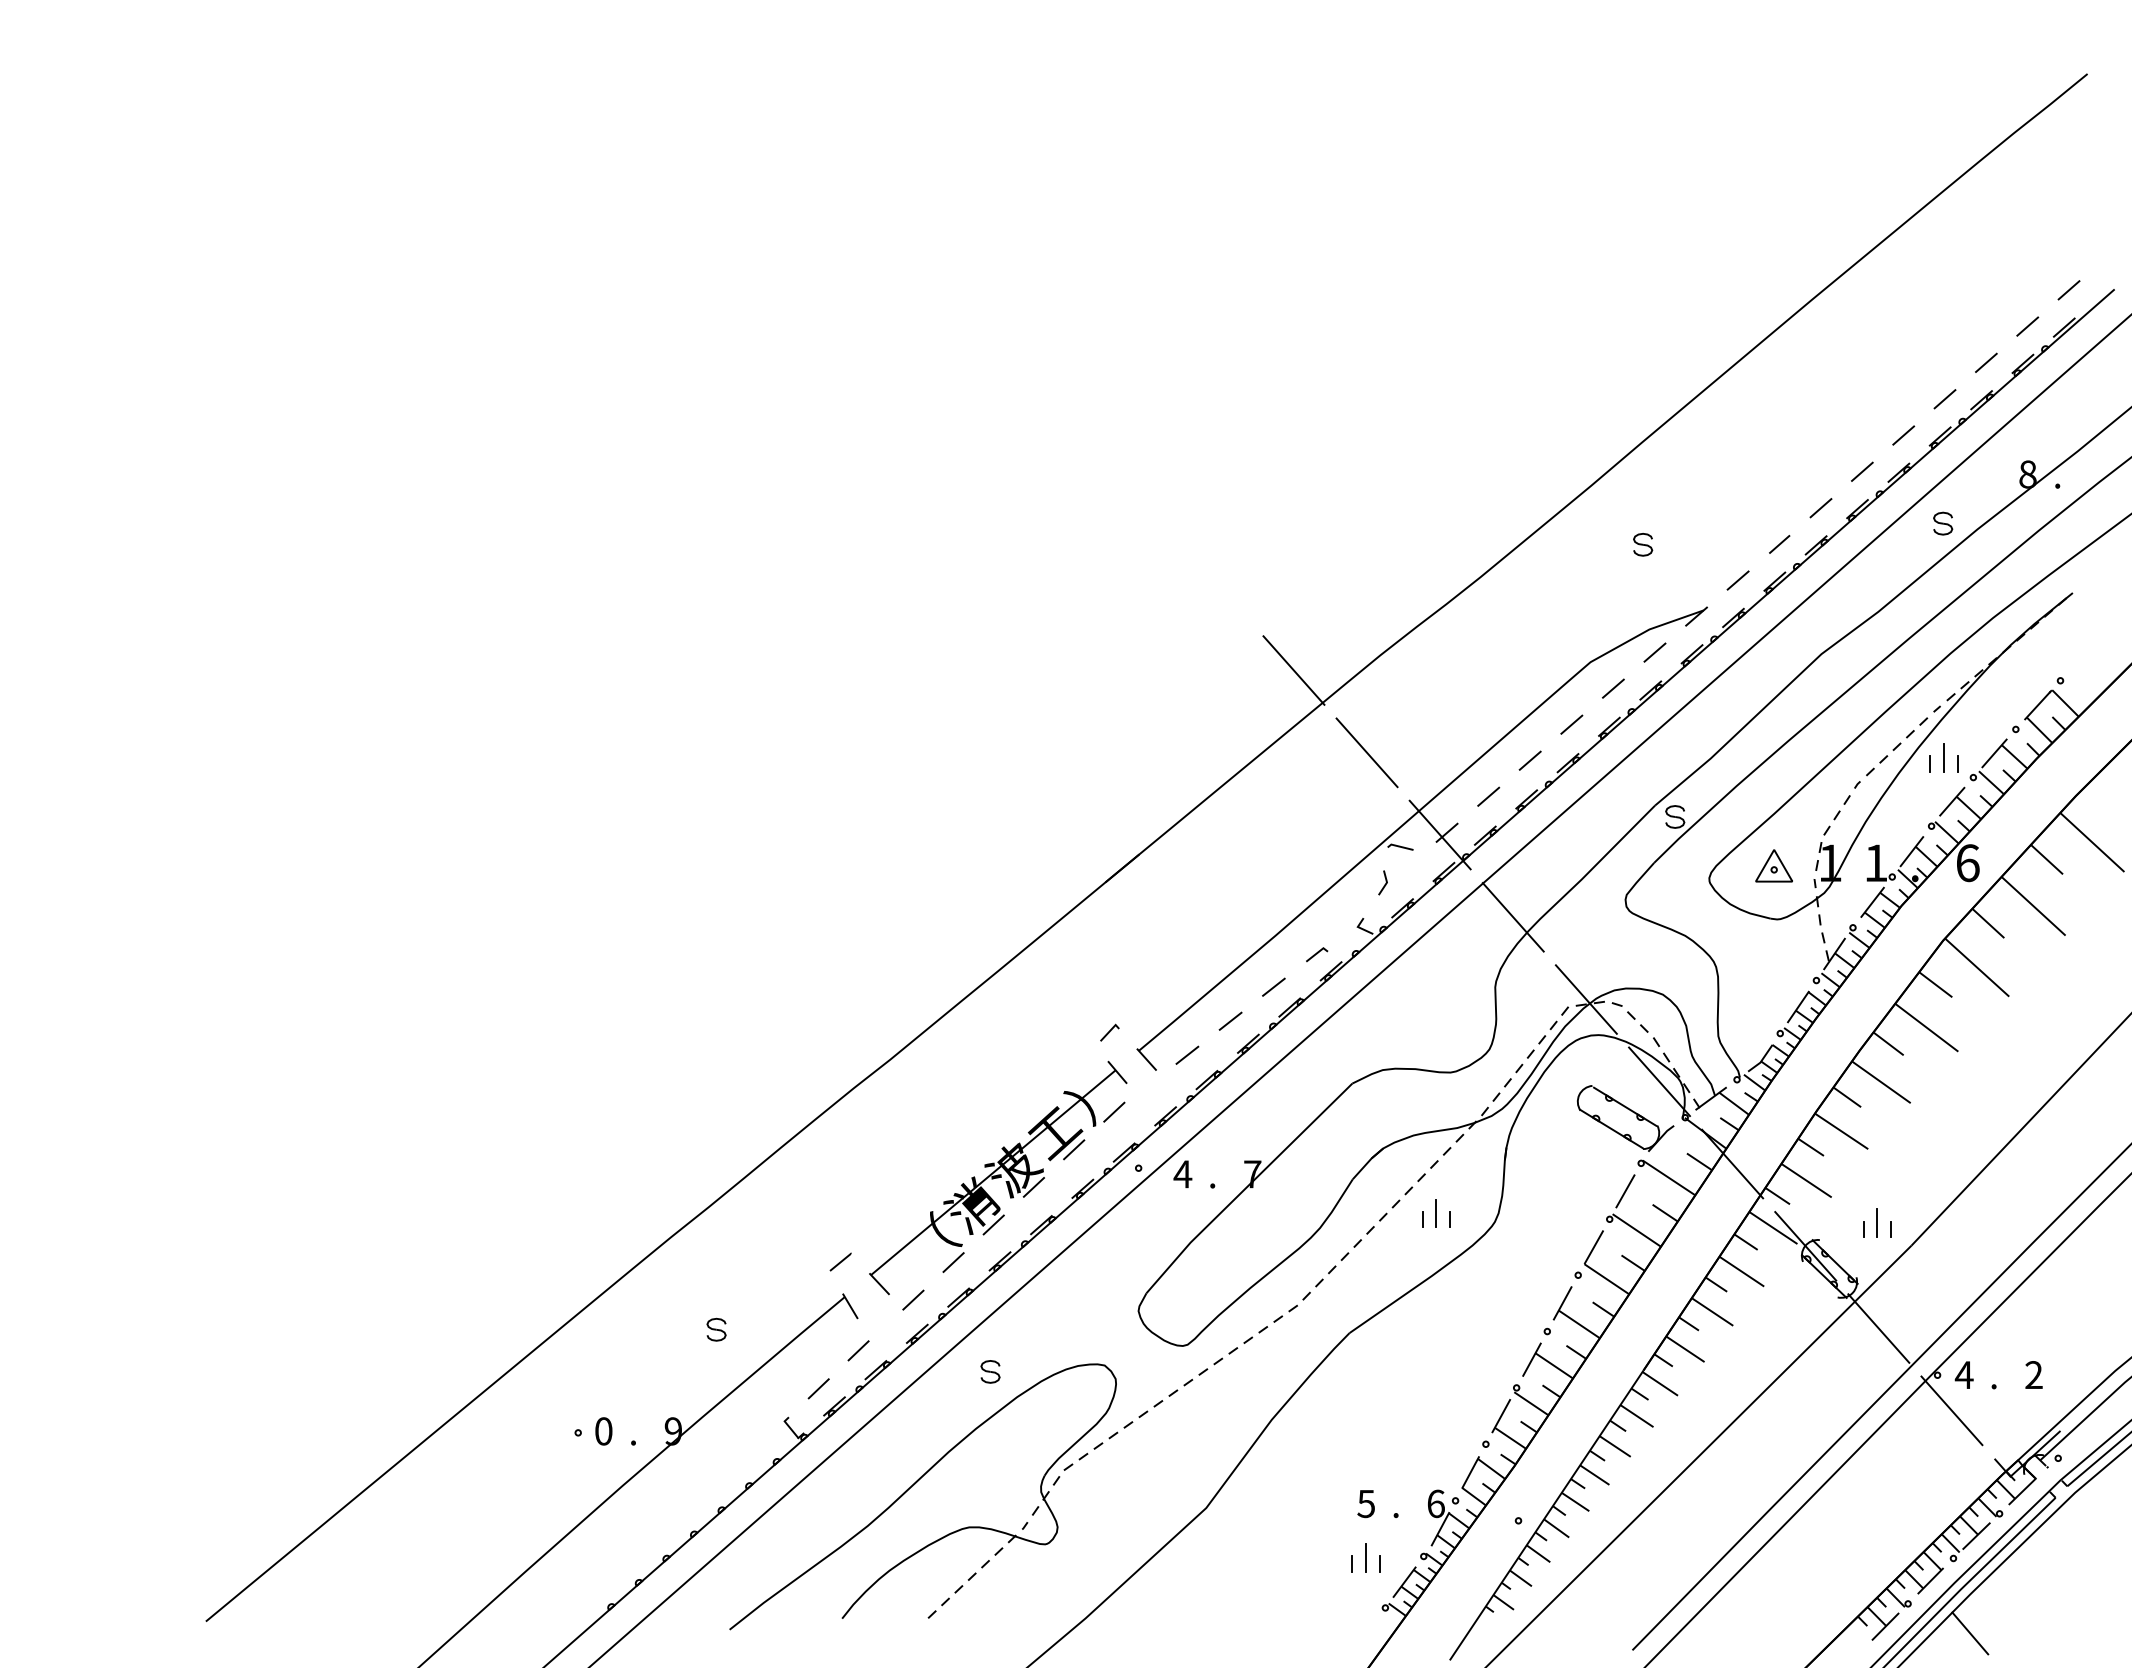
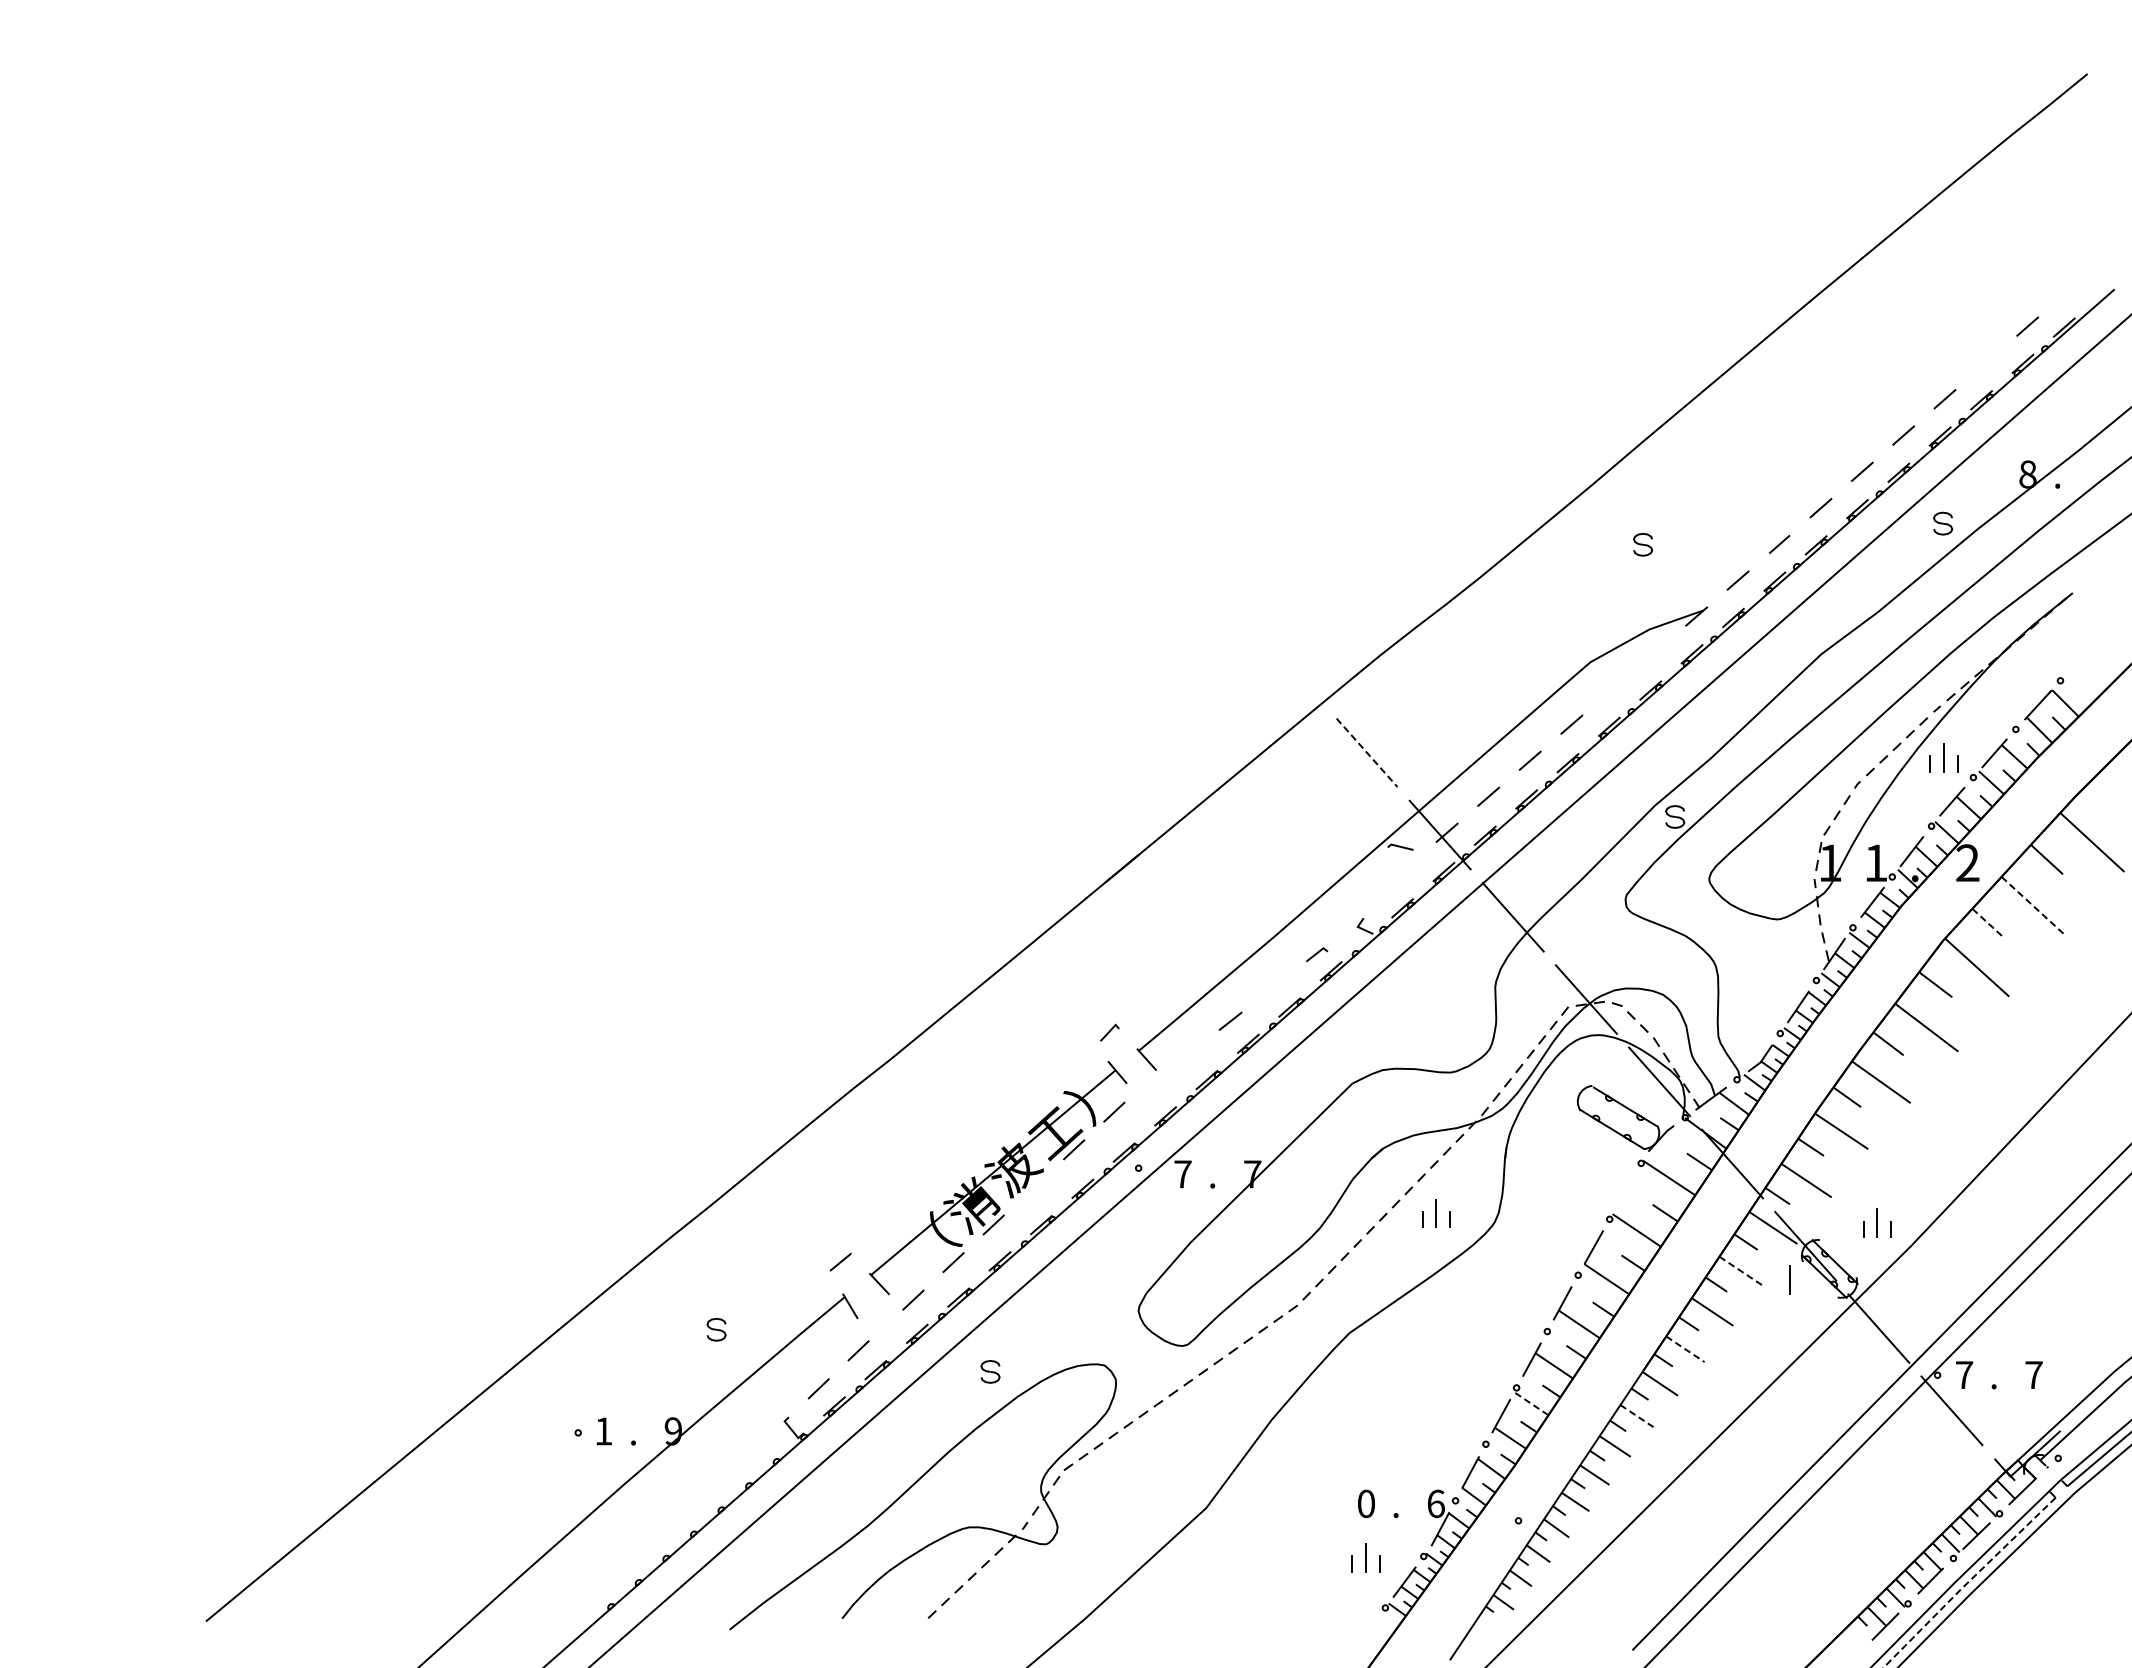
line: present -> none (2068, 290)
line: present -> none (1986, 362)
line: present -> none (1654, 652)
line: present -> none (1293, 670)
line: present -> none (1613, 688)
line: solid -> dashed (1367, 752)
text: 6 -> 2 (1967, 863)
part: present -> none (1773, 865)
line: present -> none (1384, 884)
line: solid -> dashed (2033, 906)
line: solid -> dashed (1988, 923)
line: present -> none (1273, 986)
line: present -> none (1187, 1054)
text: 4 -> 7 (1182, 1174)
line: present -> none (1033, 1186)
line: present -> none (1625, 1191)
line: solid -> dashed (1741, 1271)
line: none -> present (1789, 1279)
line: solid -> dashed (1685, 1349)
text: 4 -> 7 (1963, 1374)
text: 2 -> 7 (2033, 1374)
line: solid -> dashed (1531, 1403)
line: solid -> dashed (1636, 1416)
text: 0 -> 1 (603, 1431)
text: 5 -> 0 (1365, 1503)
line: solid -> dashed (1968, 1582)
line: present -> none (1970, 1633)
